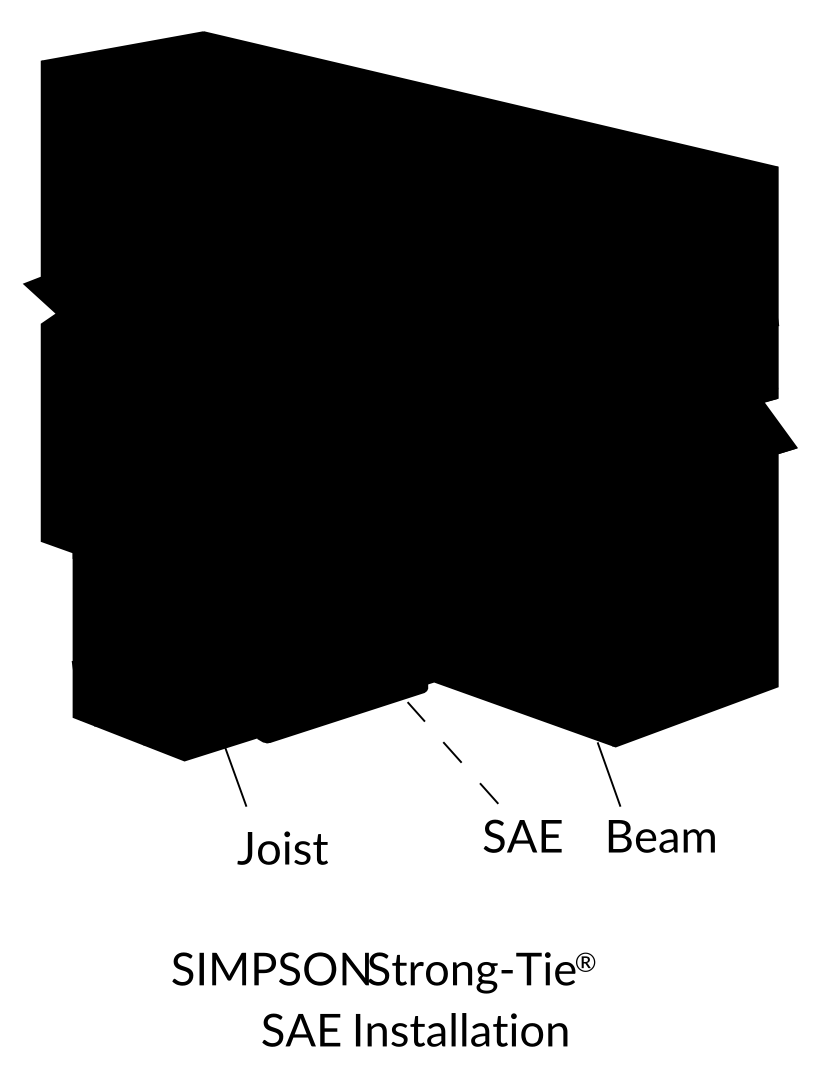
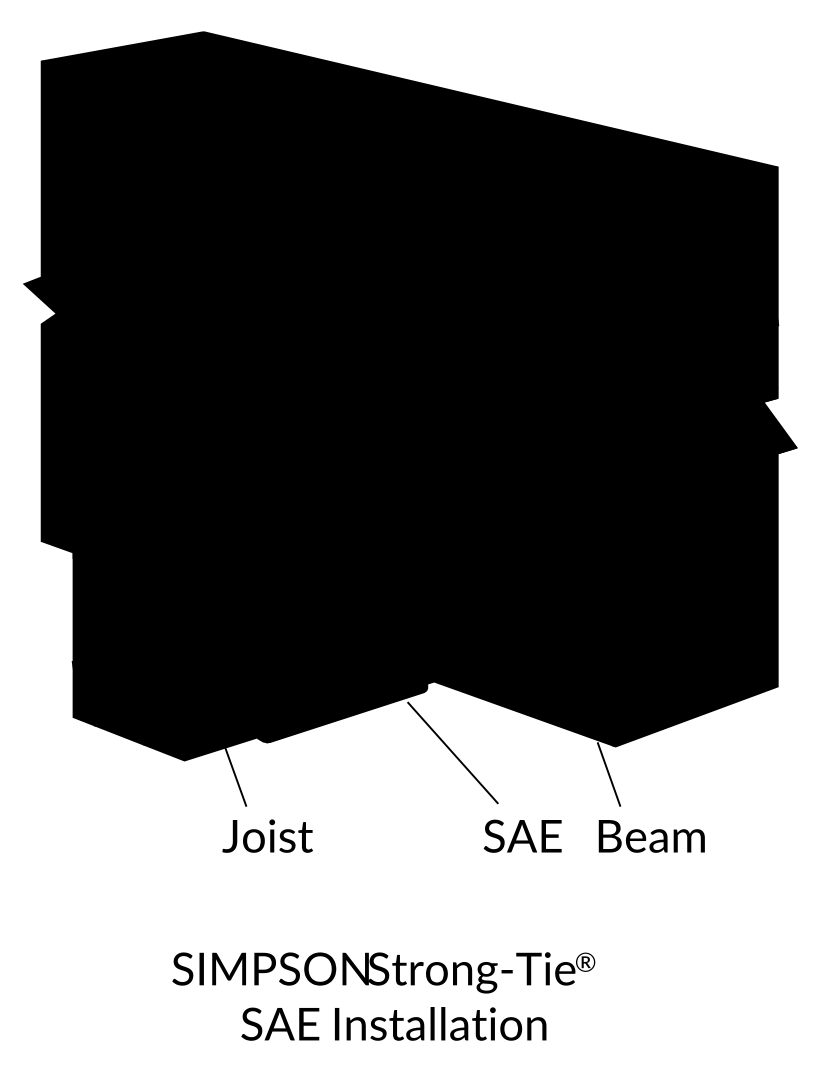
line: dashed -> solid (452, 752)
text position: (661, 836) -> (651, 836) (651, 836)
text position: (282, 847) -> (267, 835) (267, 835)
text position: (414, 1029) -> (393, 1023) (393, 1023)
